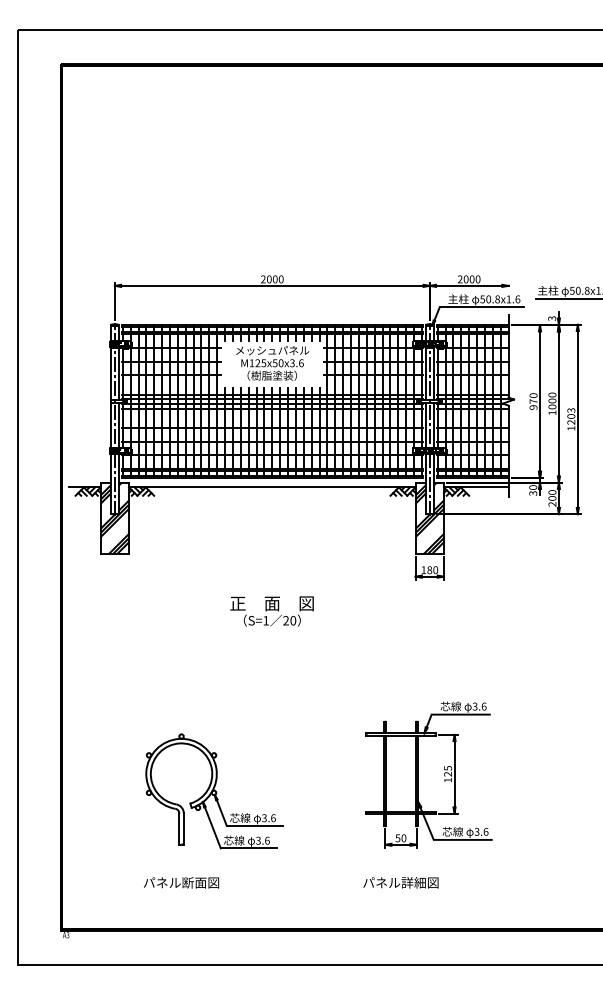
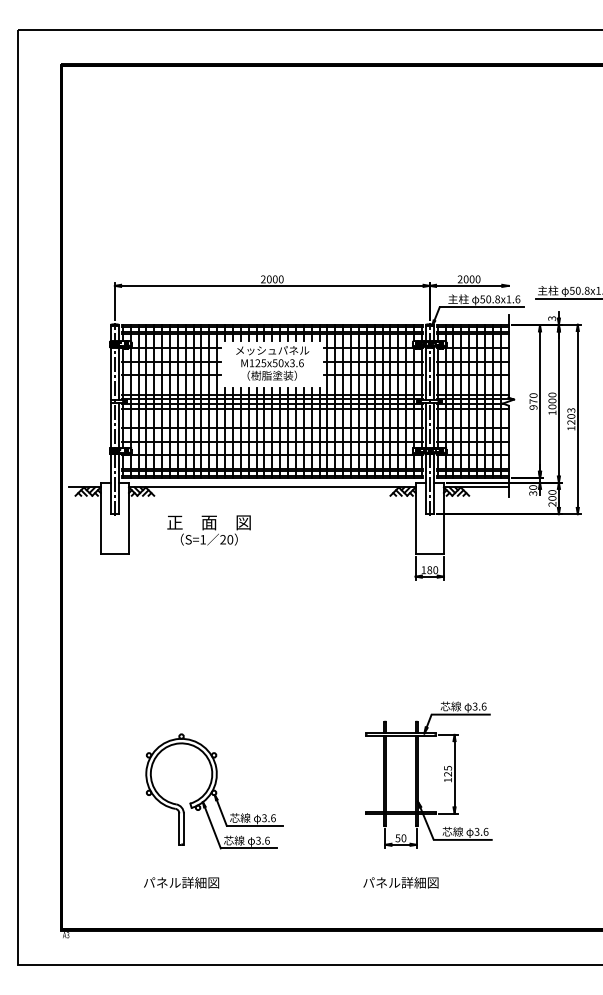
hatch: present -> none (114, 517)
hatch: present -> none (429, 517)
text position: (271, 611) -> (208, 530) (208, 530)
text: パネル断面図 -> パネル詳細図 (194, 882)
